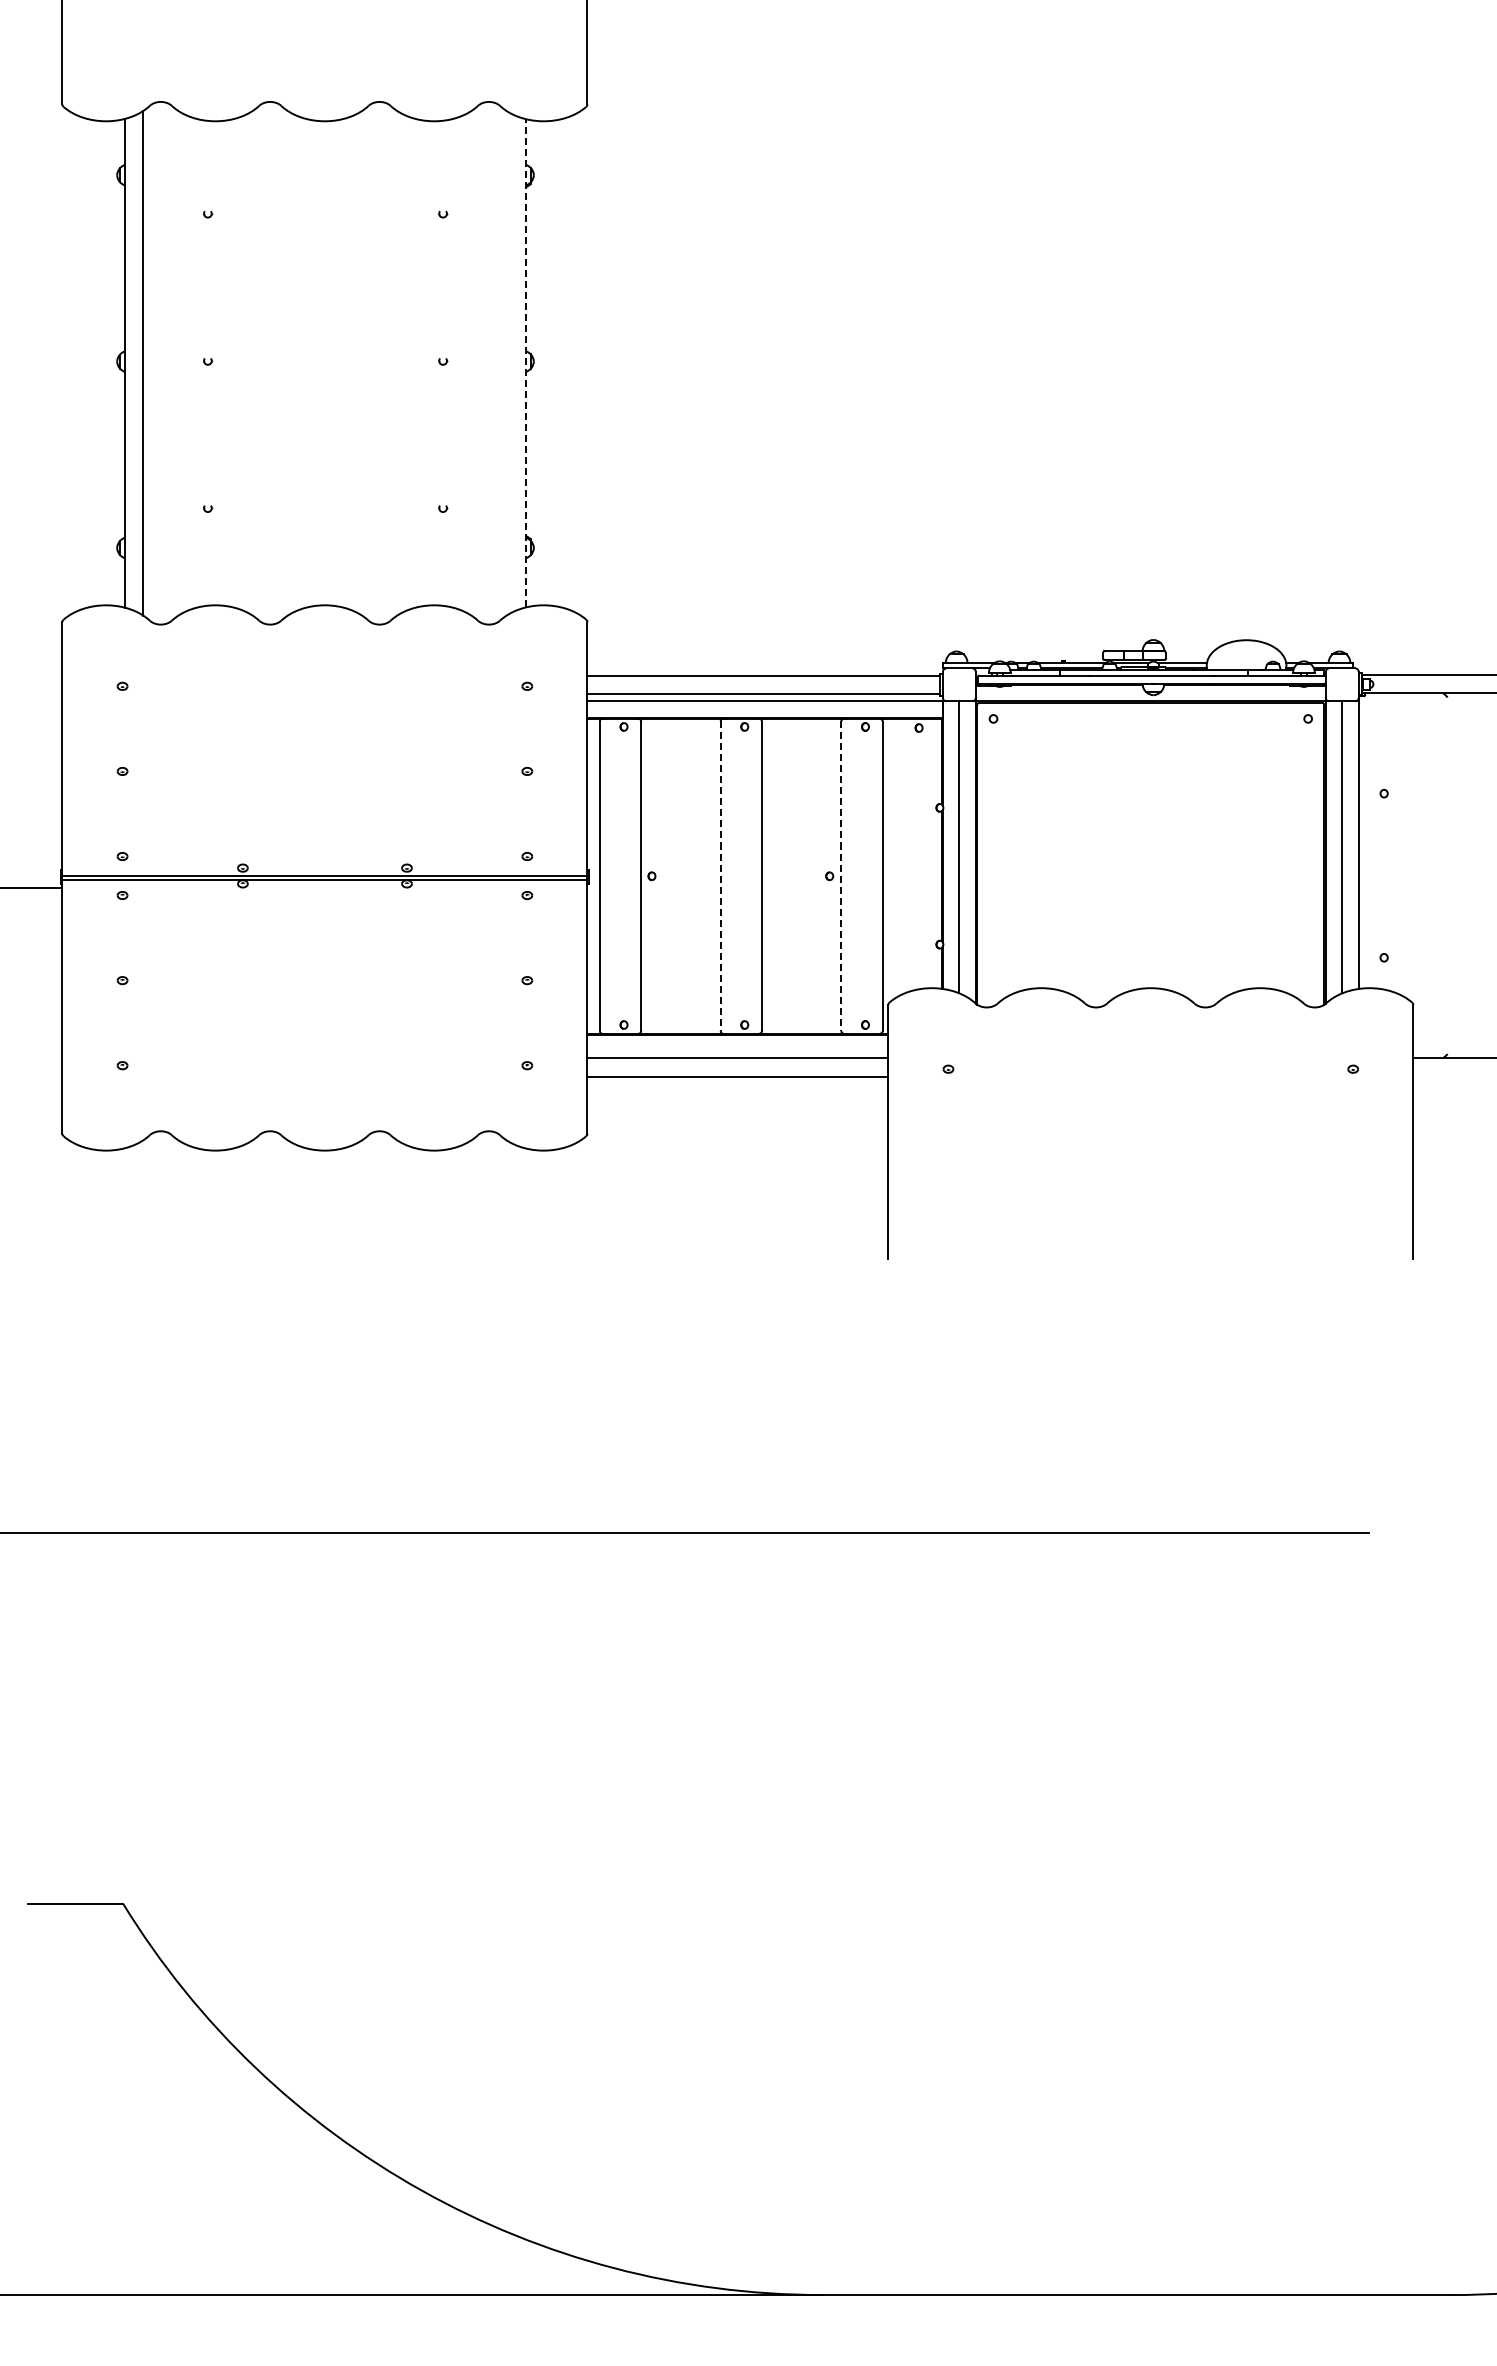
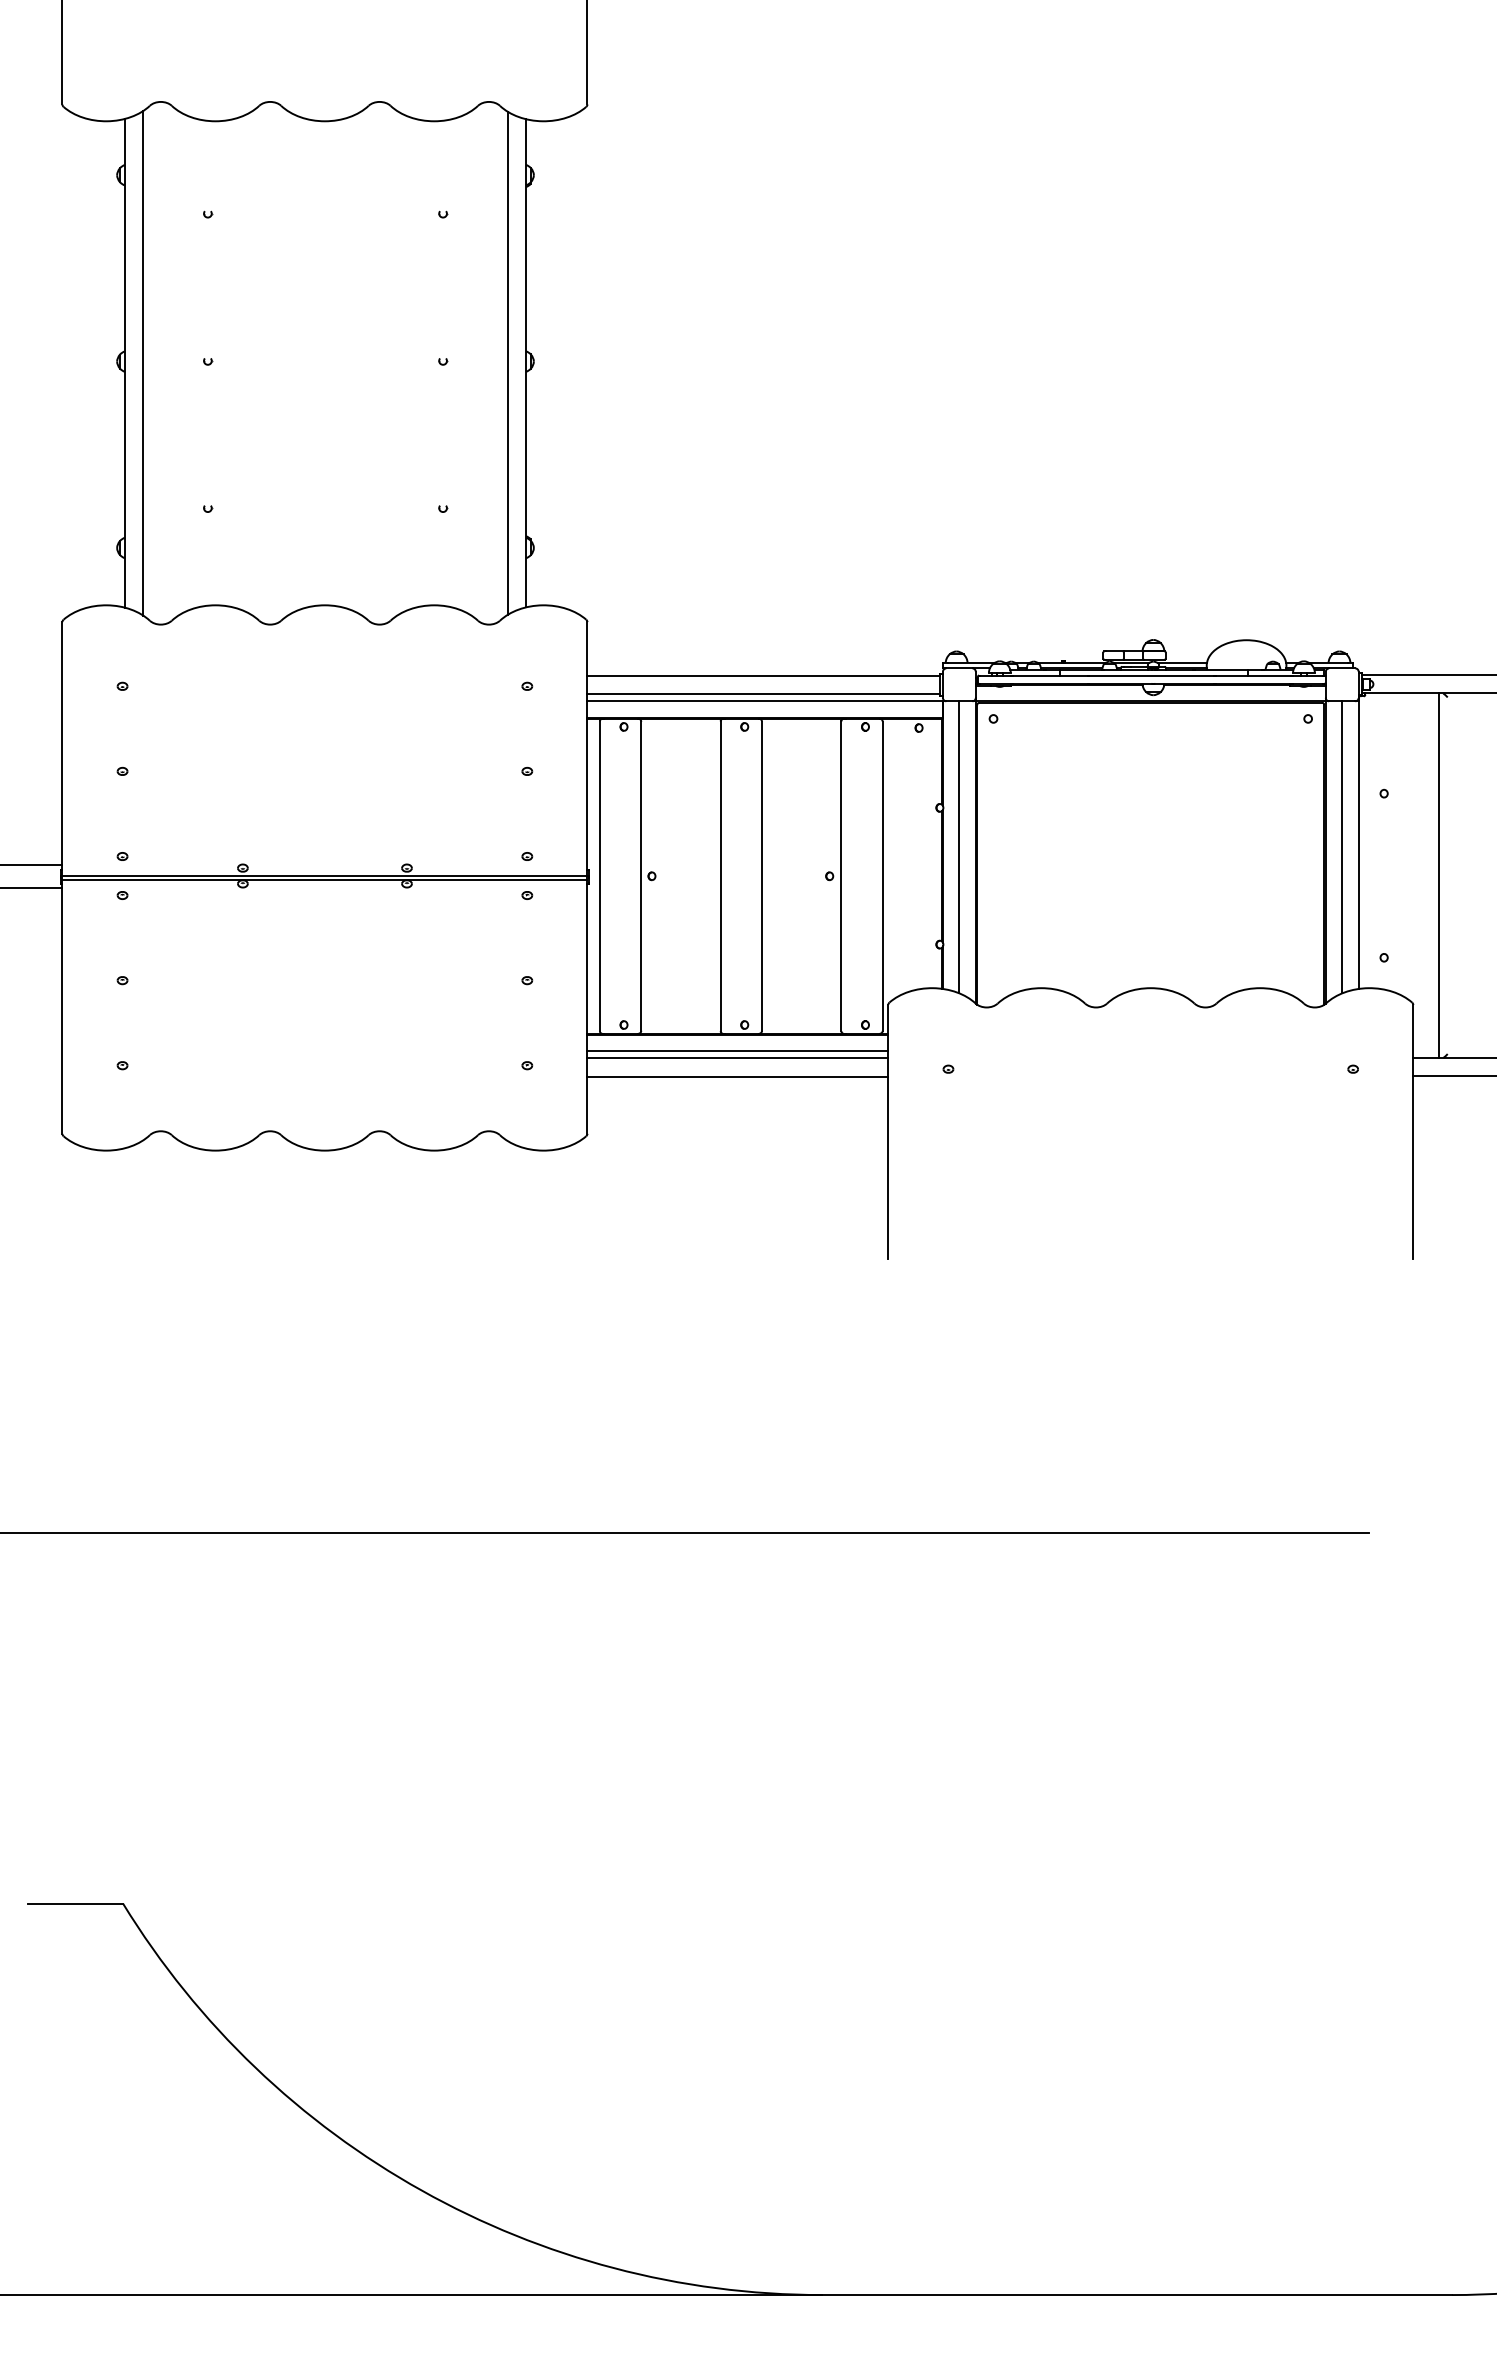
line: none -> present (507, 362)
line: dashed -> solid (526, 362)
line: none -> present (32, 864)
line: none -> present (1439, 875)
line: dashed -> solid (720, 876)
line: dashed -> solid (841, 876)
line: none -> present (737, 1051)
line: none -> present (1453, 1076)
